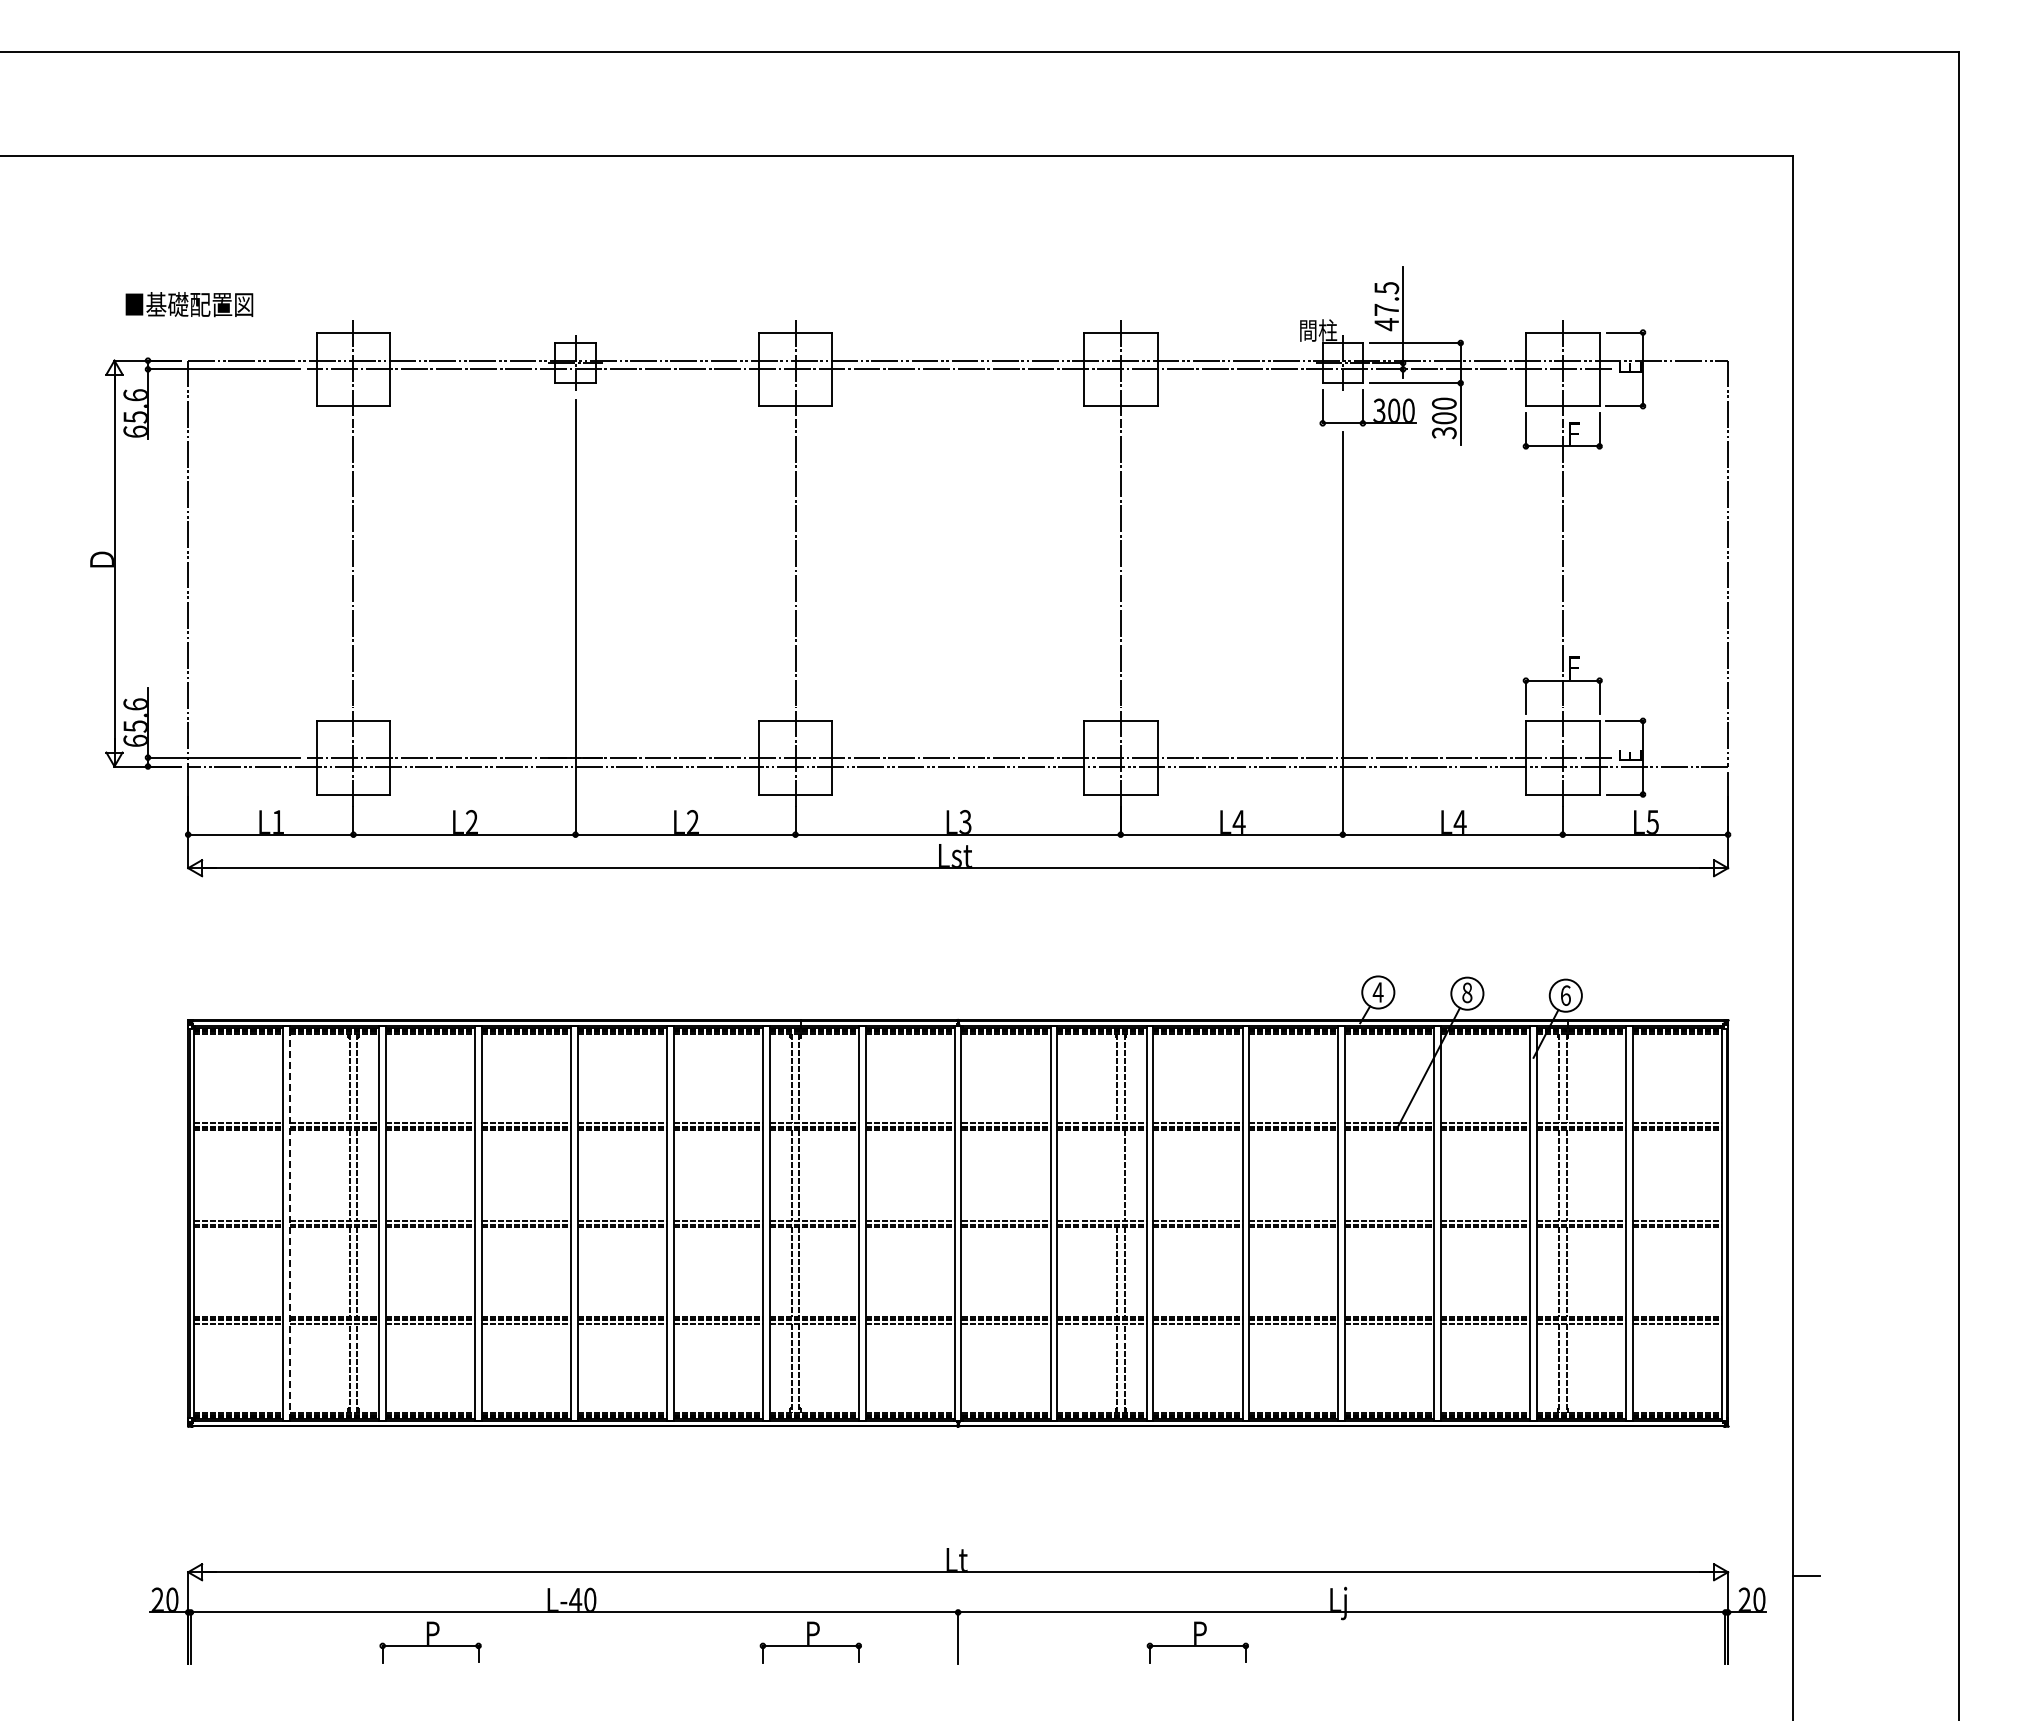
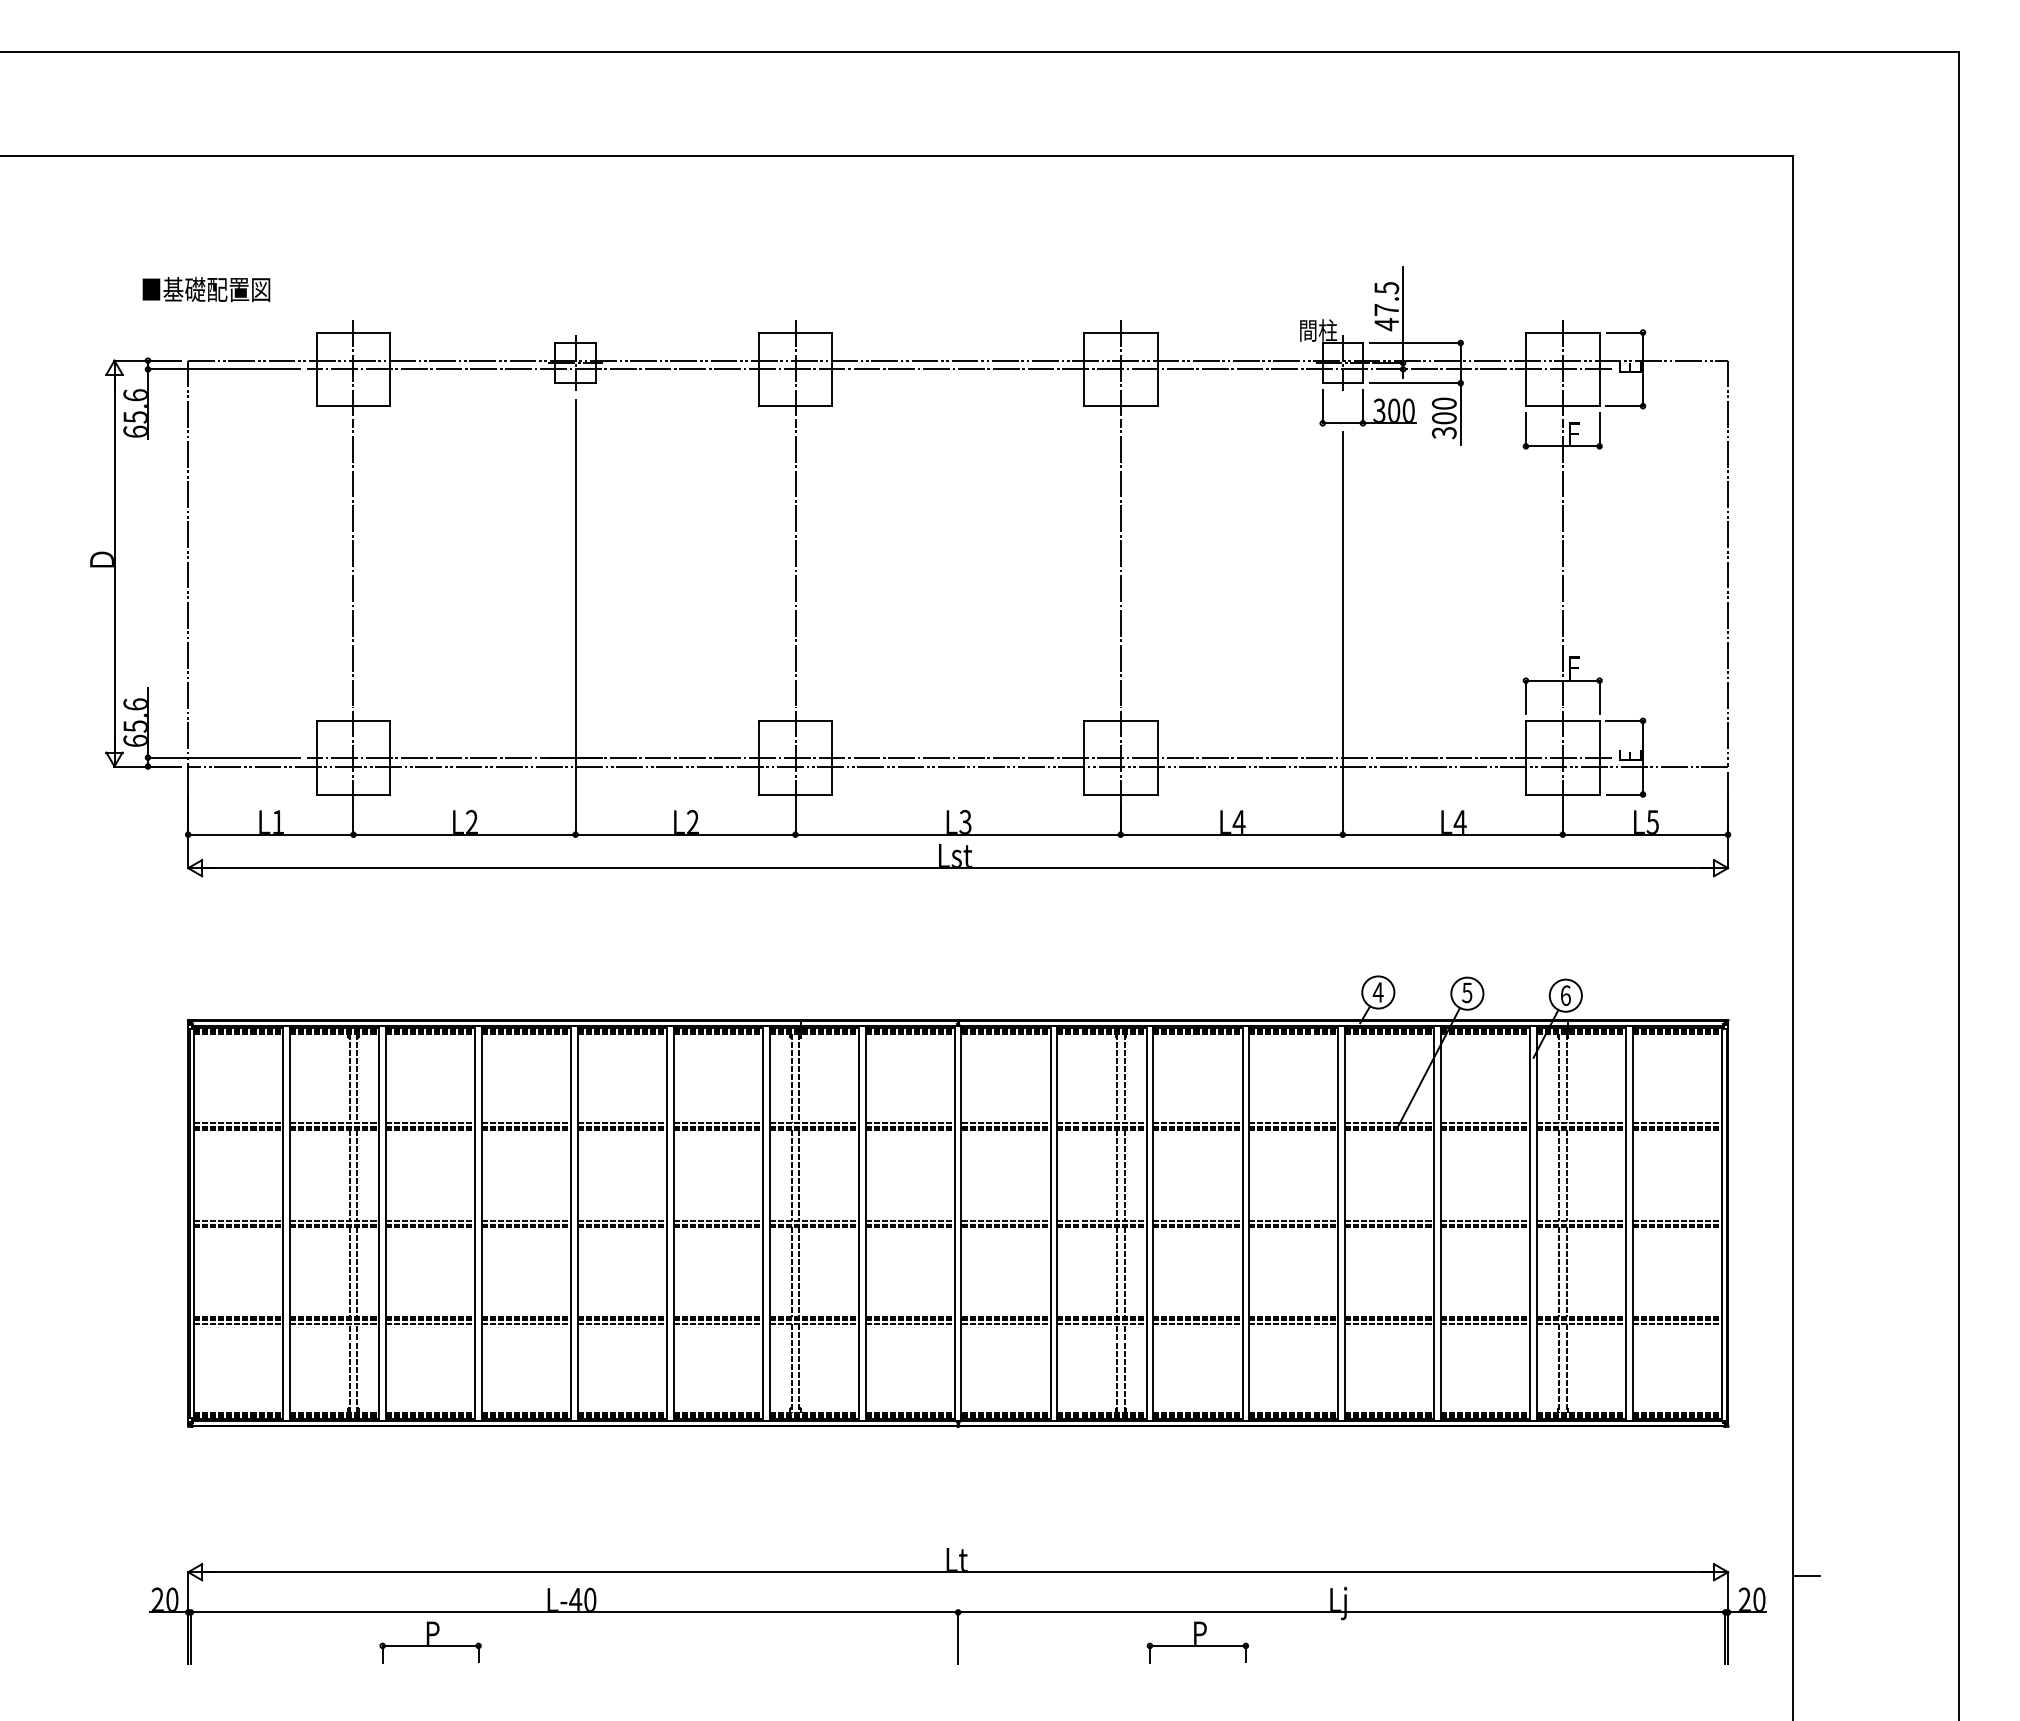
text position: (189, 304) -> (206, 289) (206, 289)
text: 8 -> 5 (1467, 992)
line: none -> present (1117, 1175)
line: dashed -> solid (290, 1222)
part: present -> none (810, 1642)
